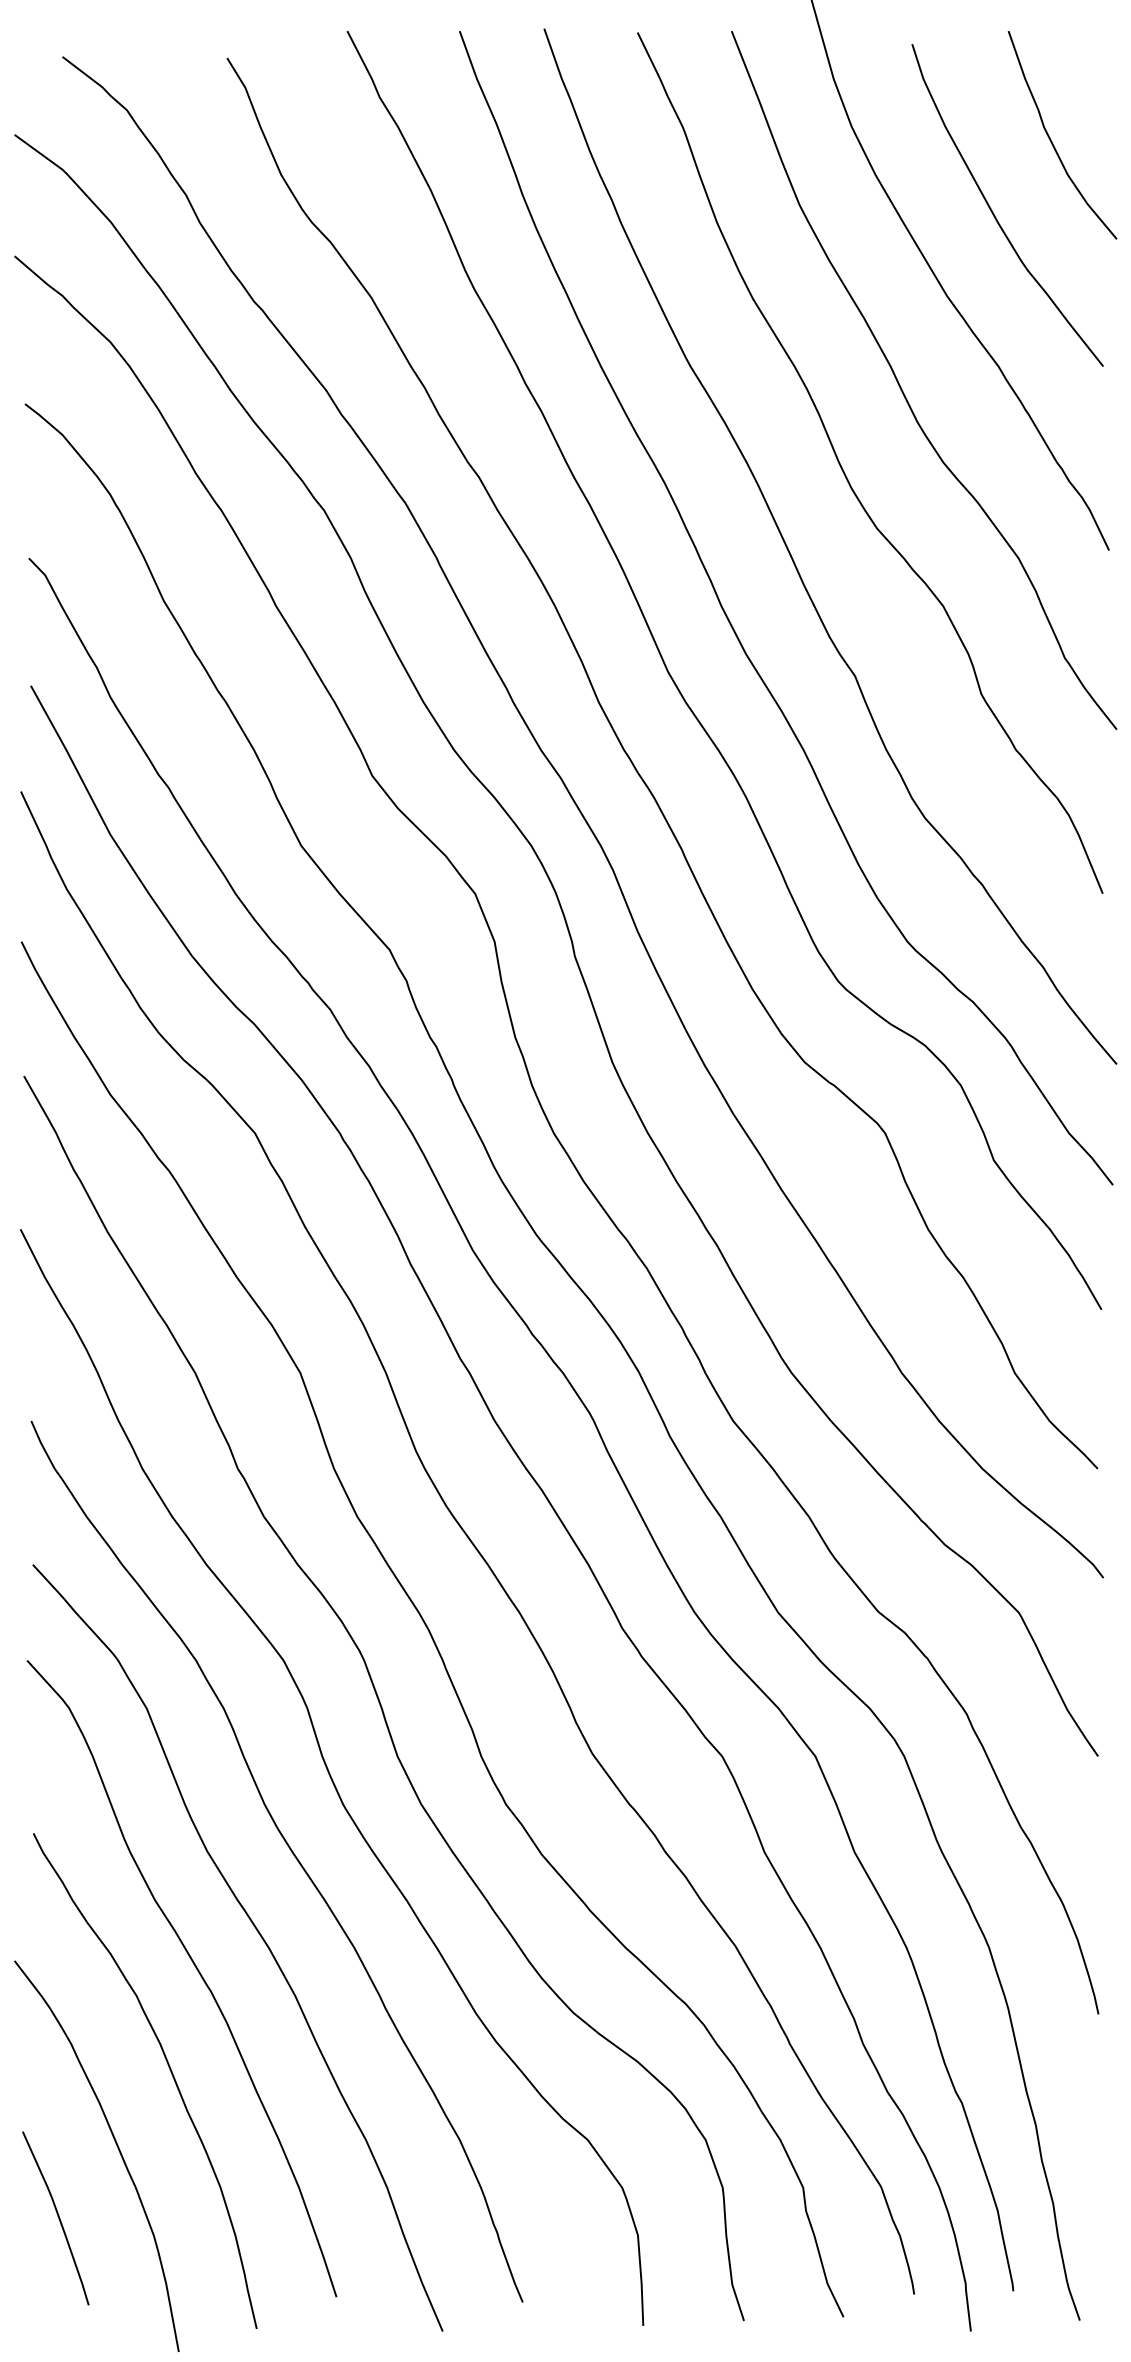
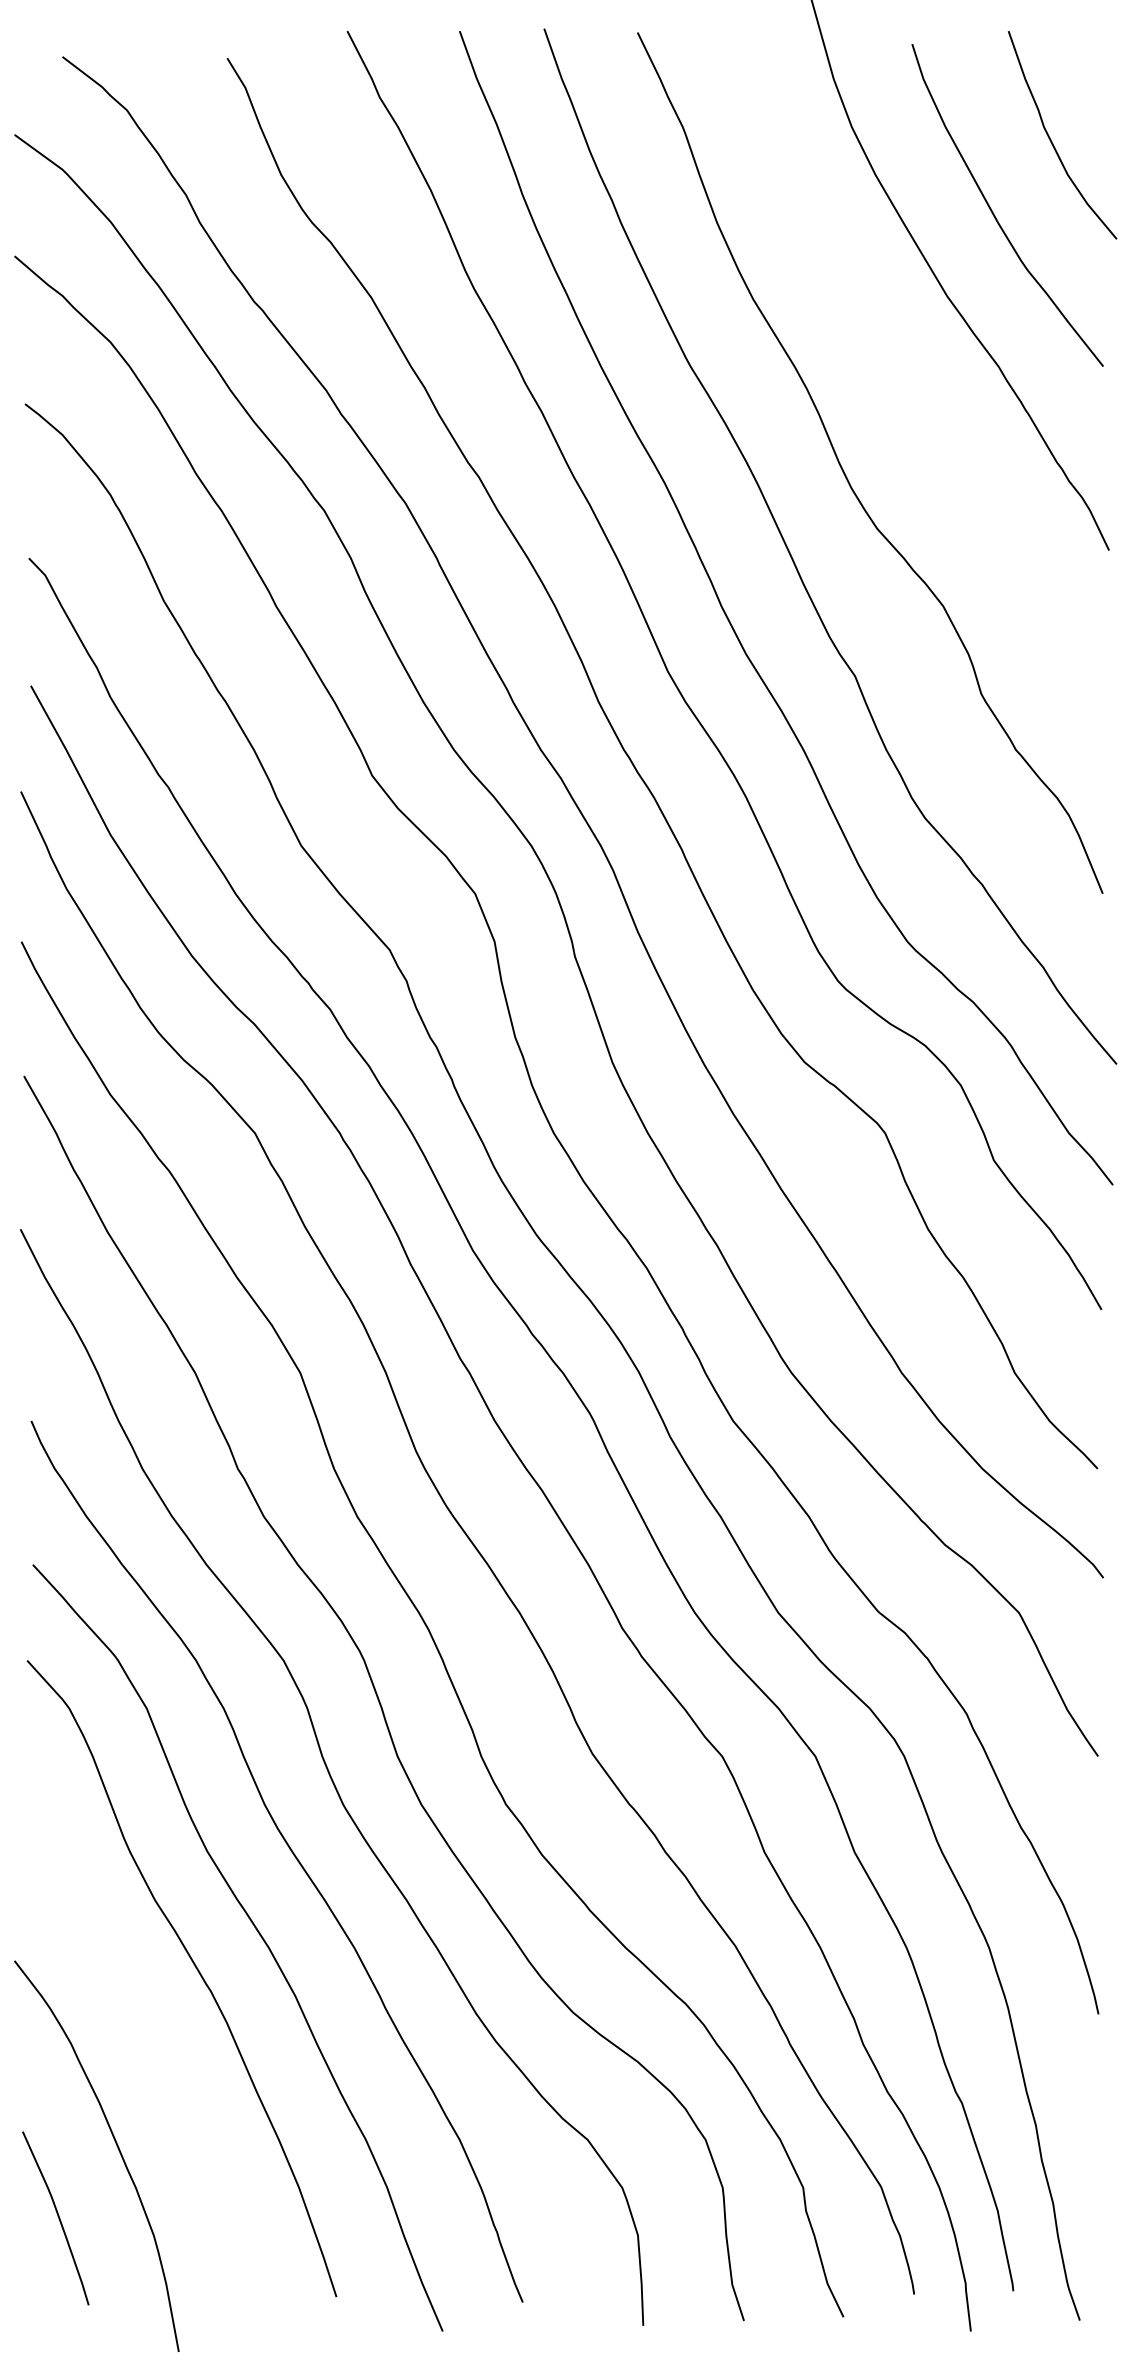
curve: present -> none (903, 391)
curve: present -> none (170, 2072)
